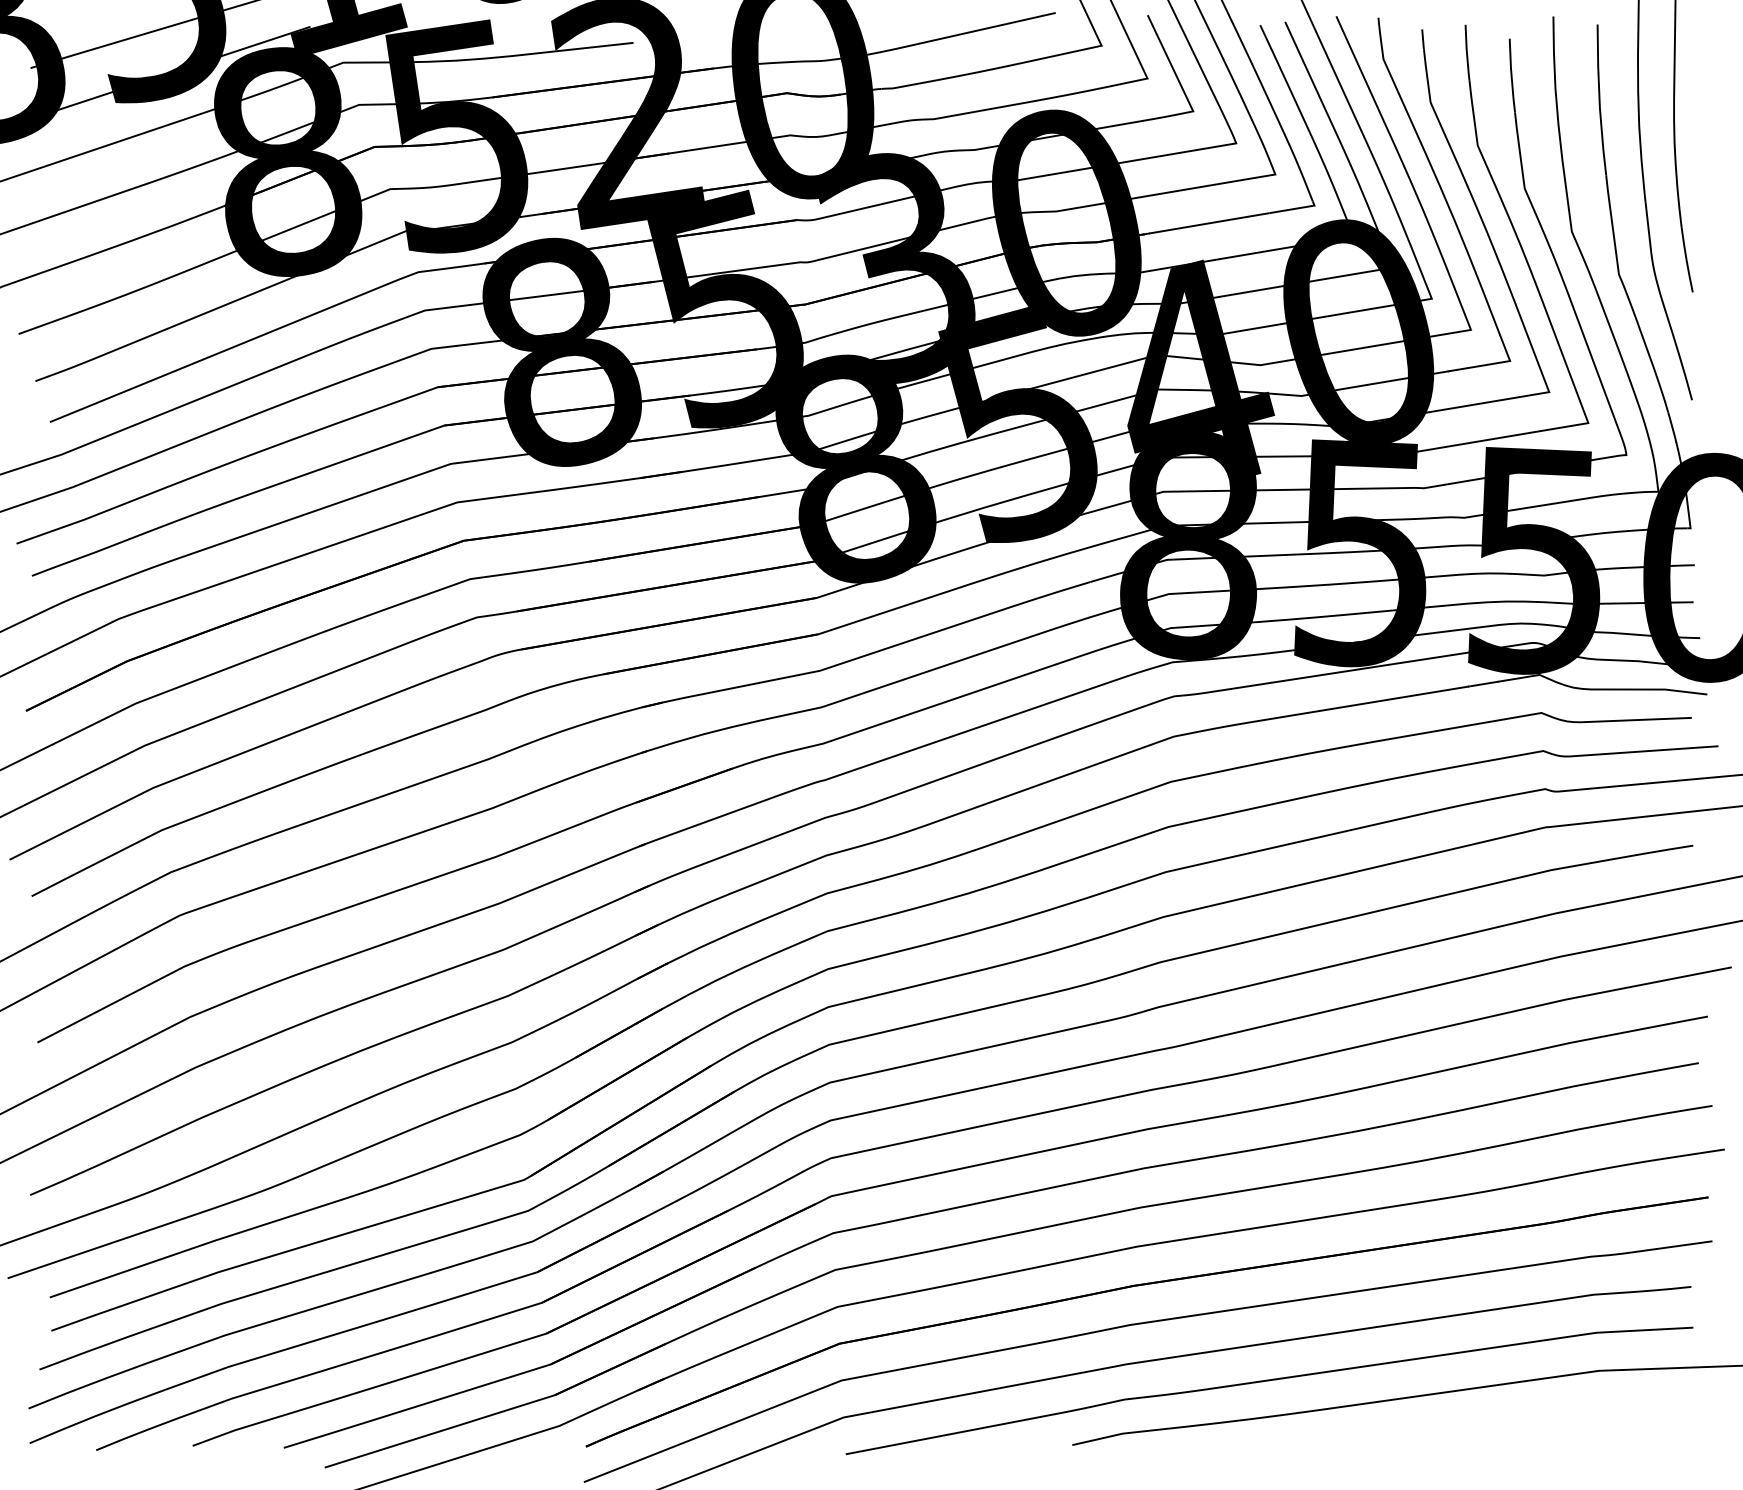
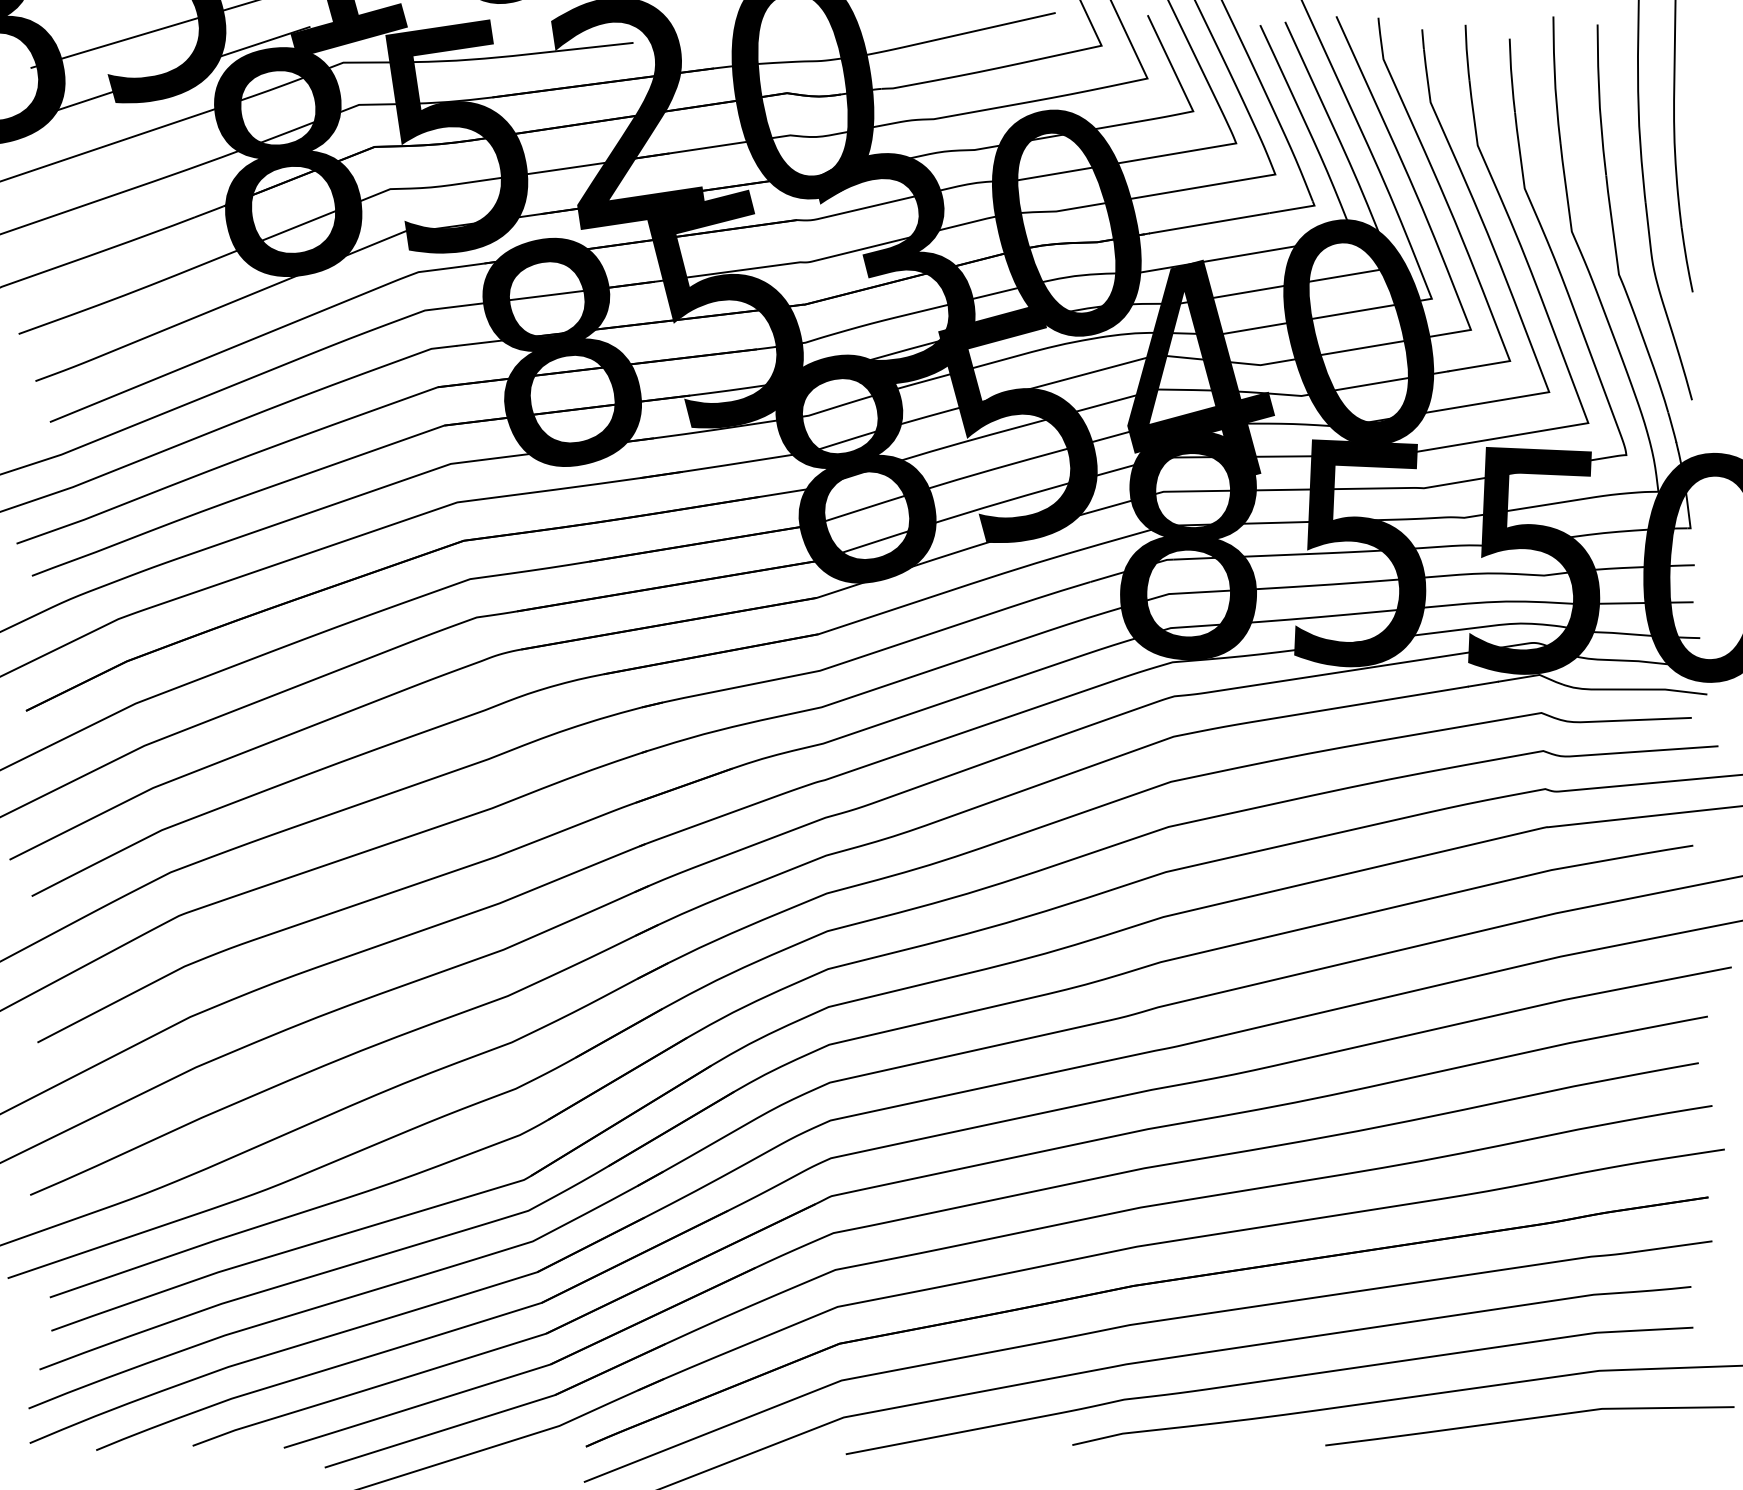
line: none -> present (1529, 1419)
